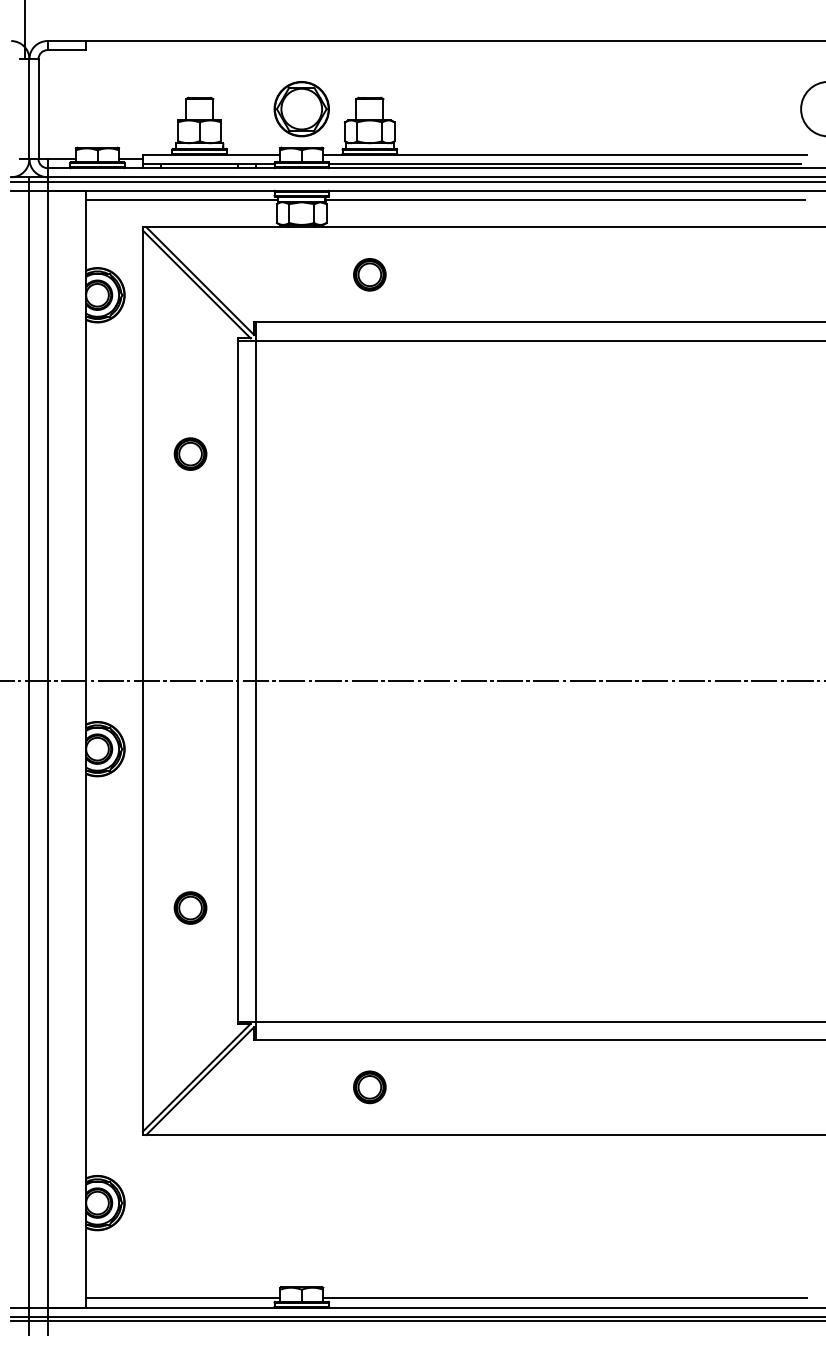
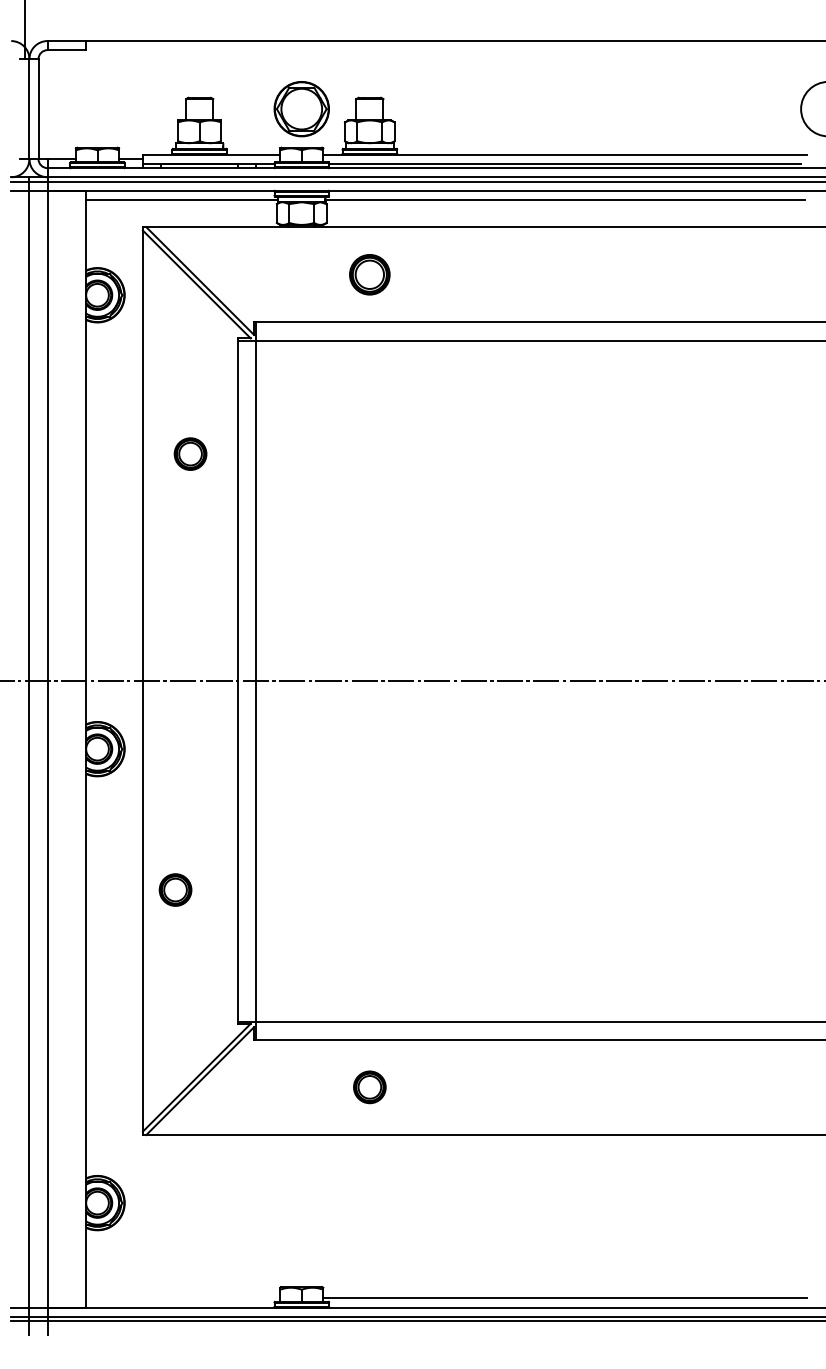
part size: 34x34 px -> 42x42 px (369, 274)
part position: (190, 907) -> (175, 889) (175, 889)
line: present -> none (183, 1298)
